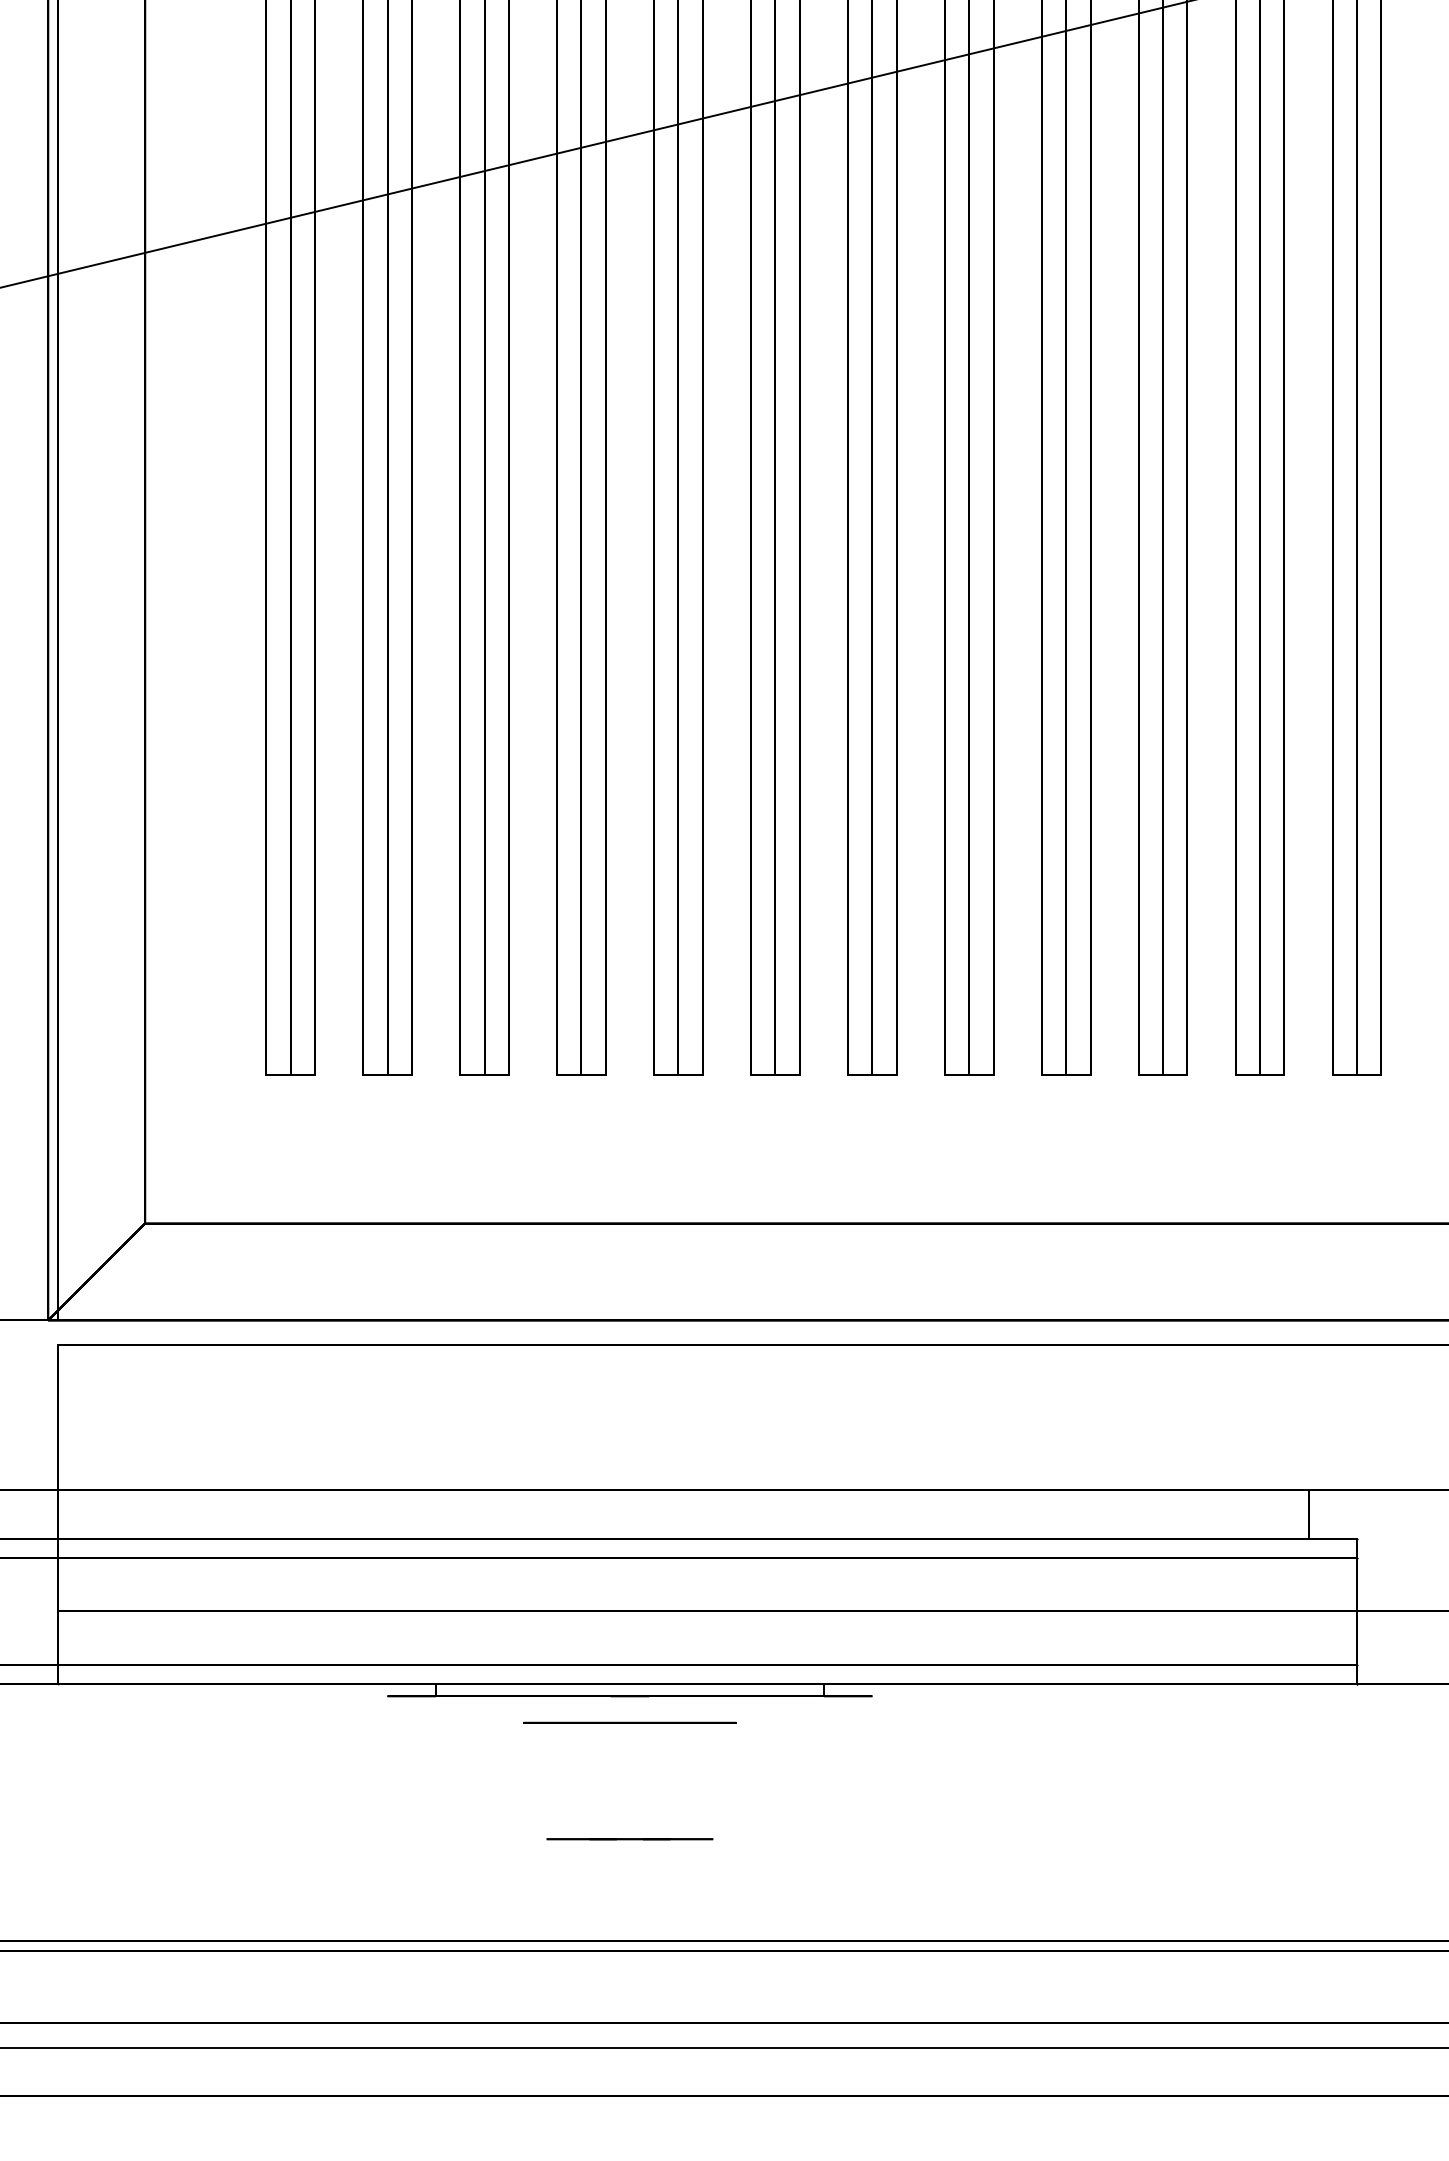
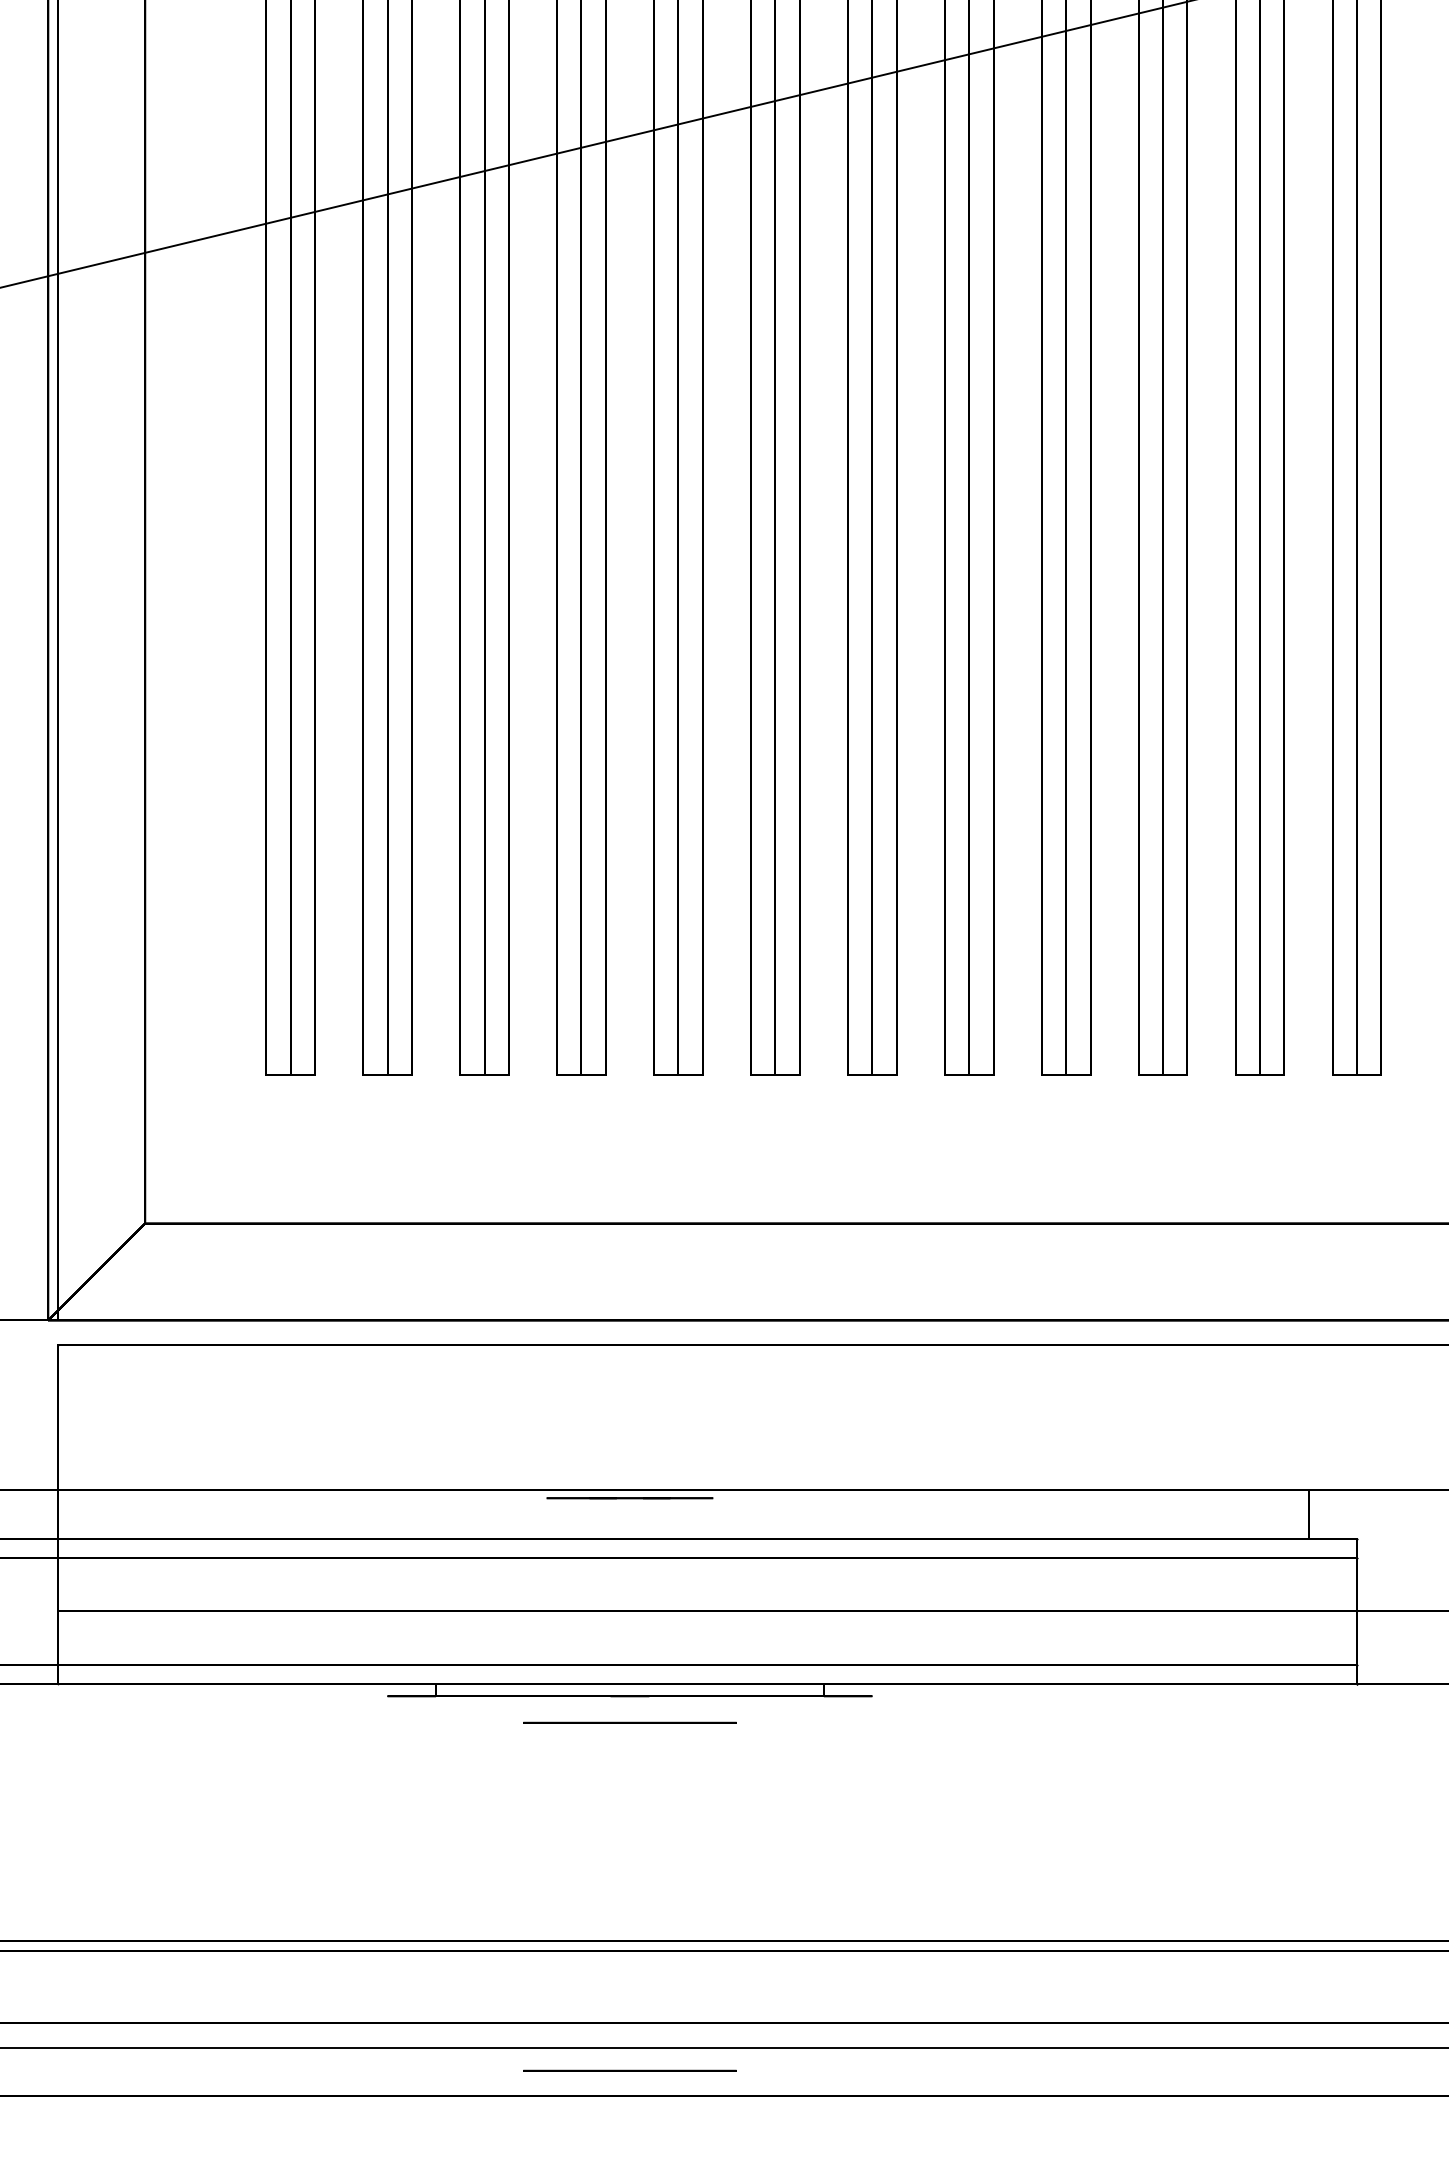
line position: (629, 1839) -> (629, 1498) (629, 1498)
circle: none -> present (629, 2070)
